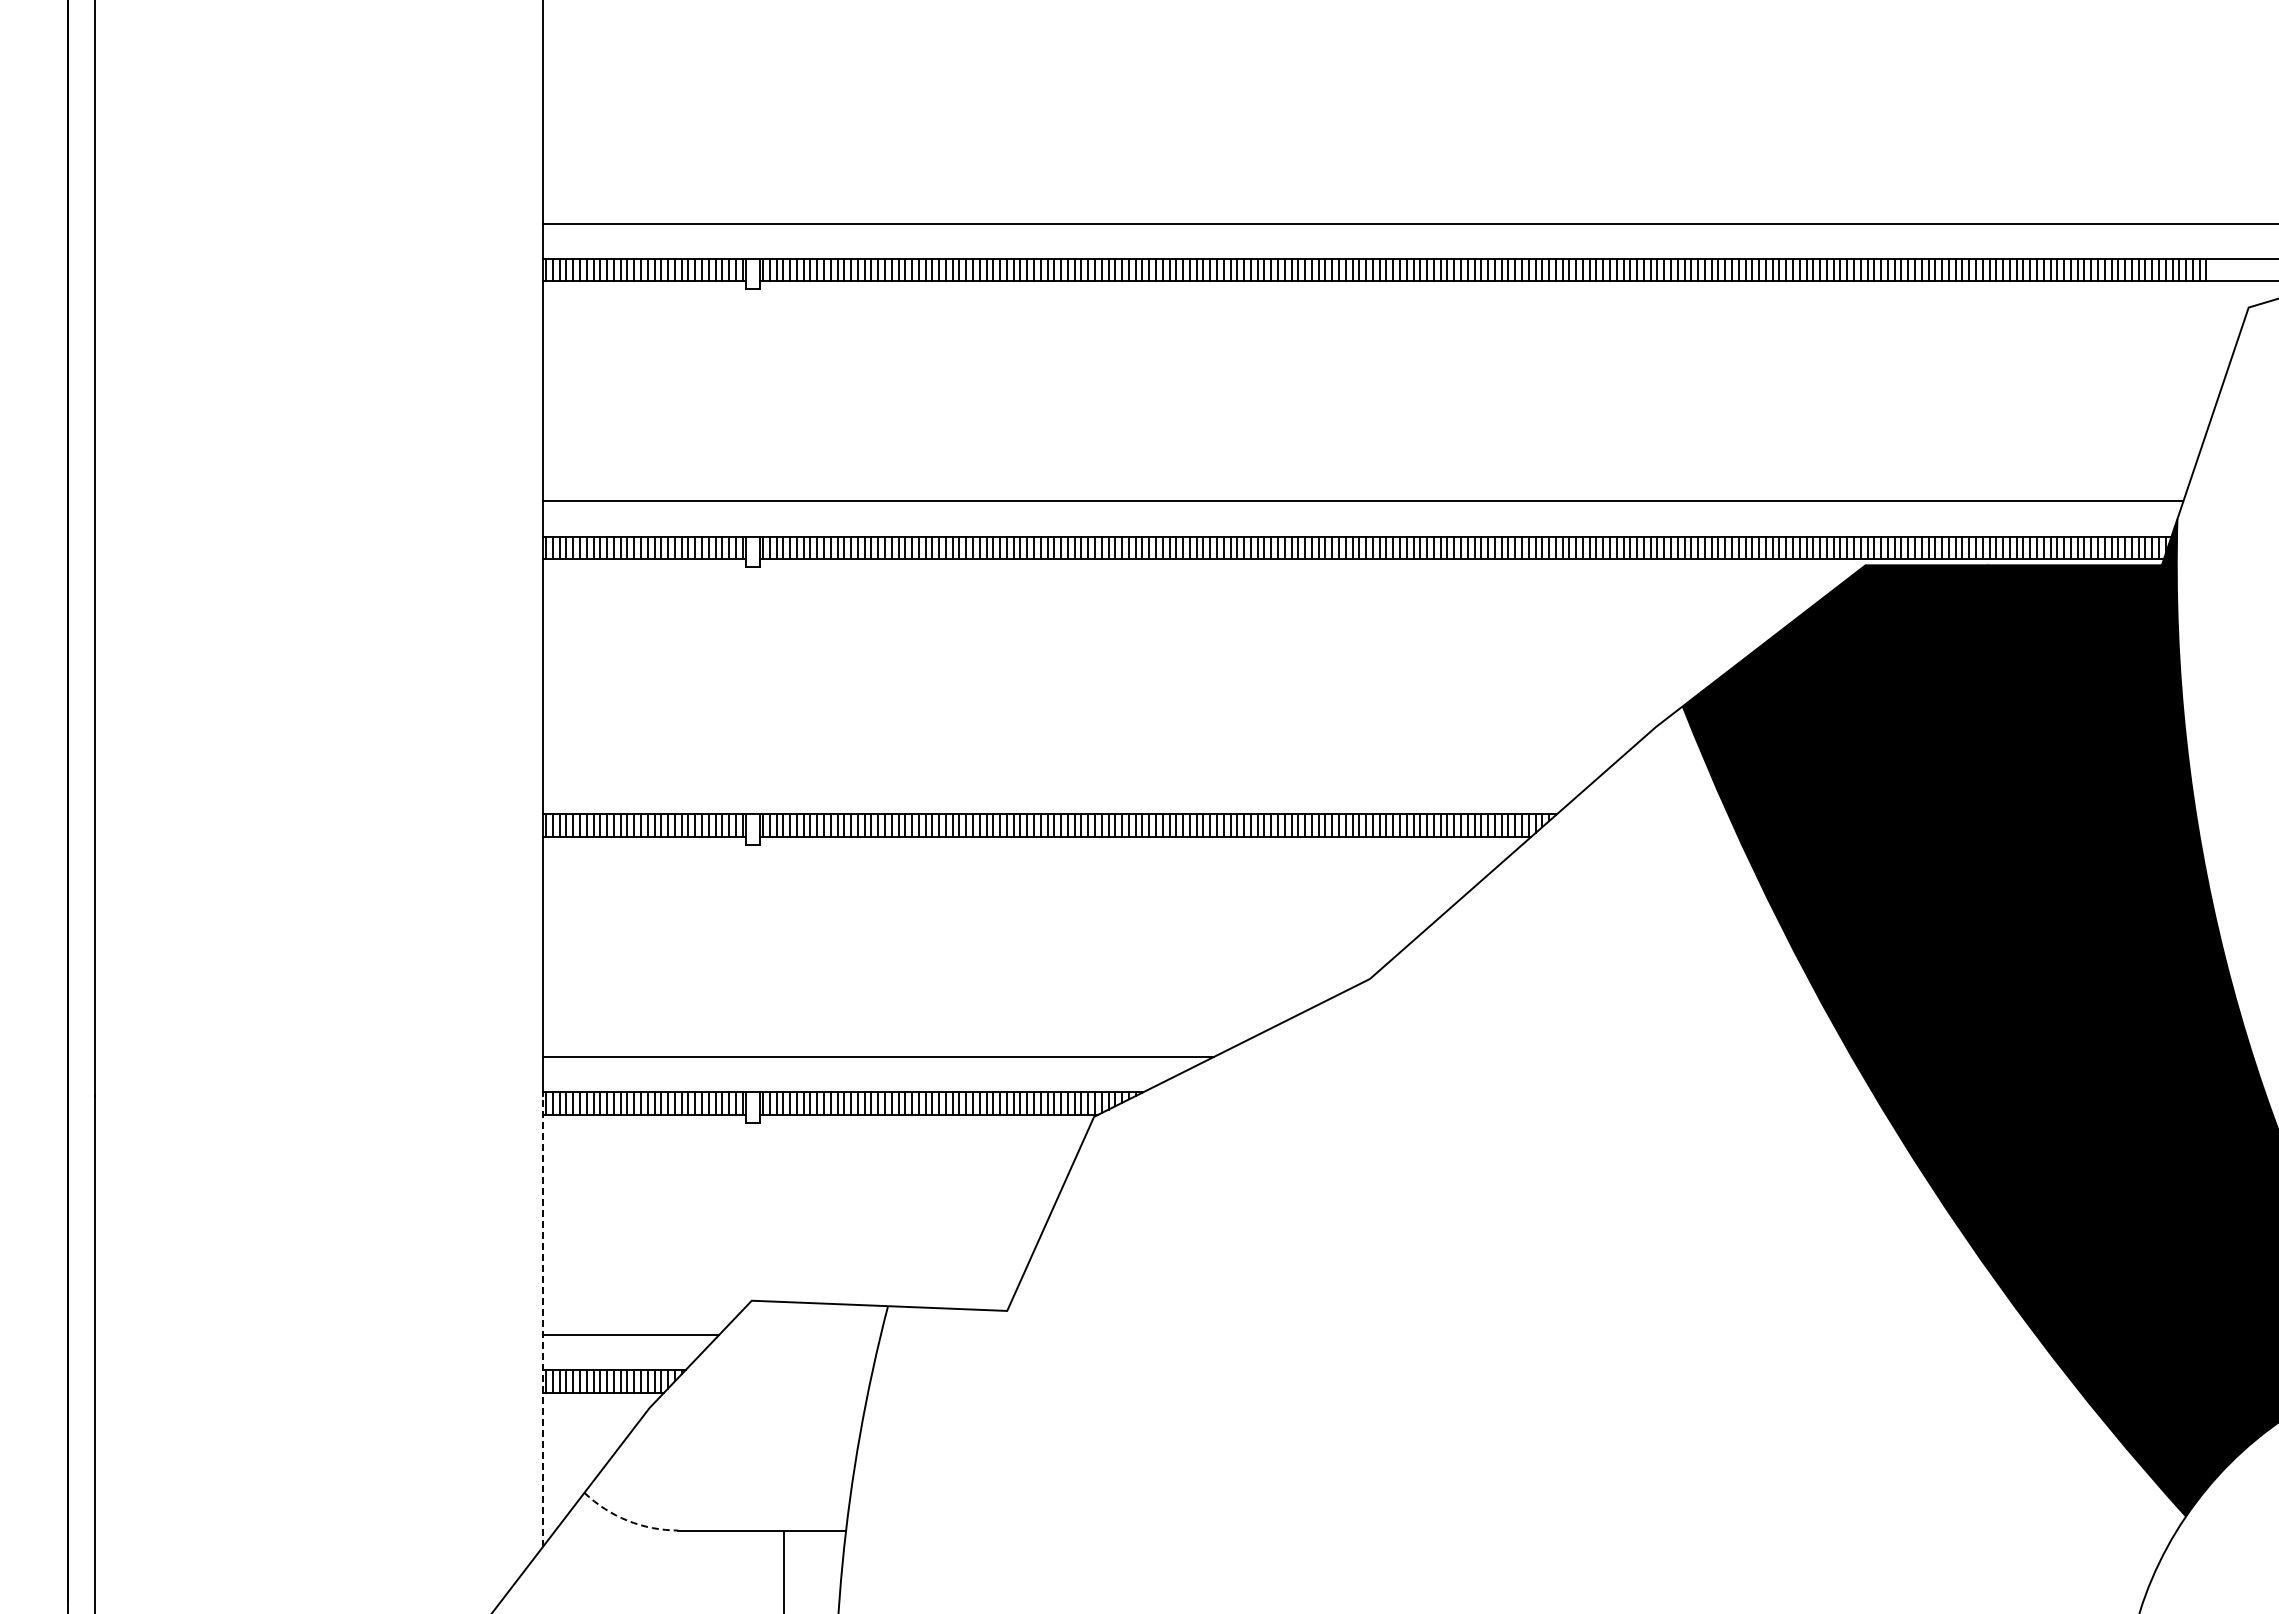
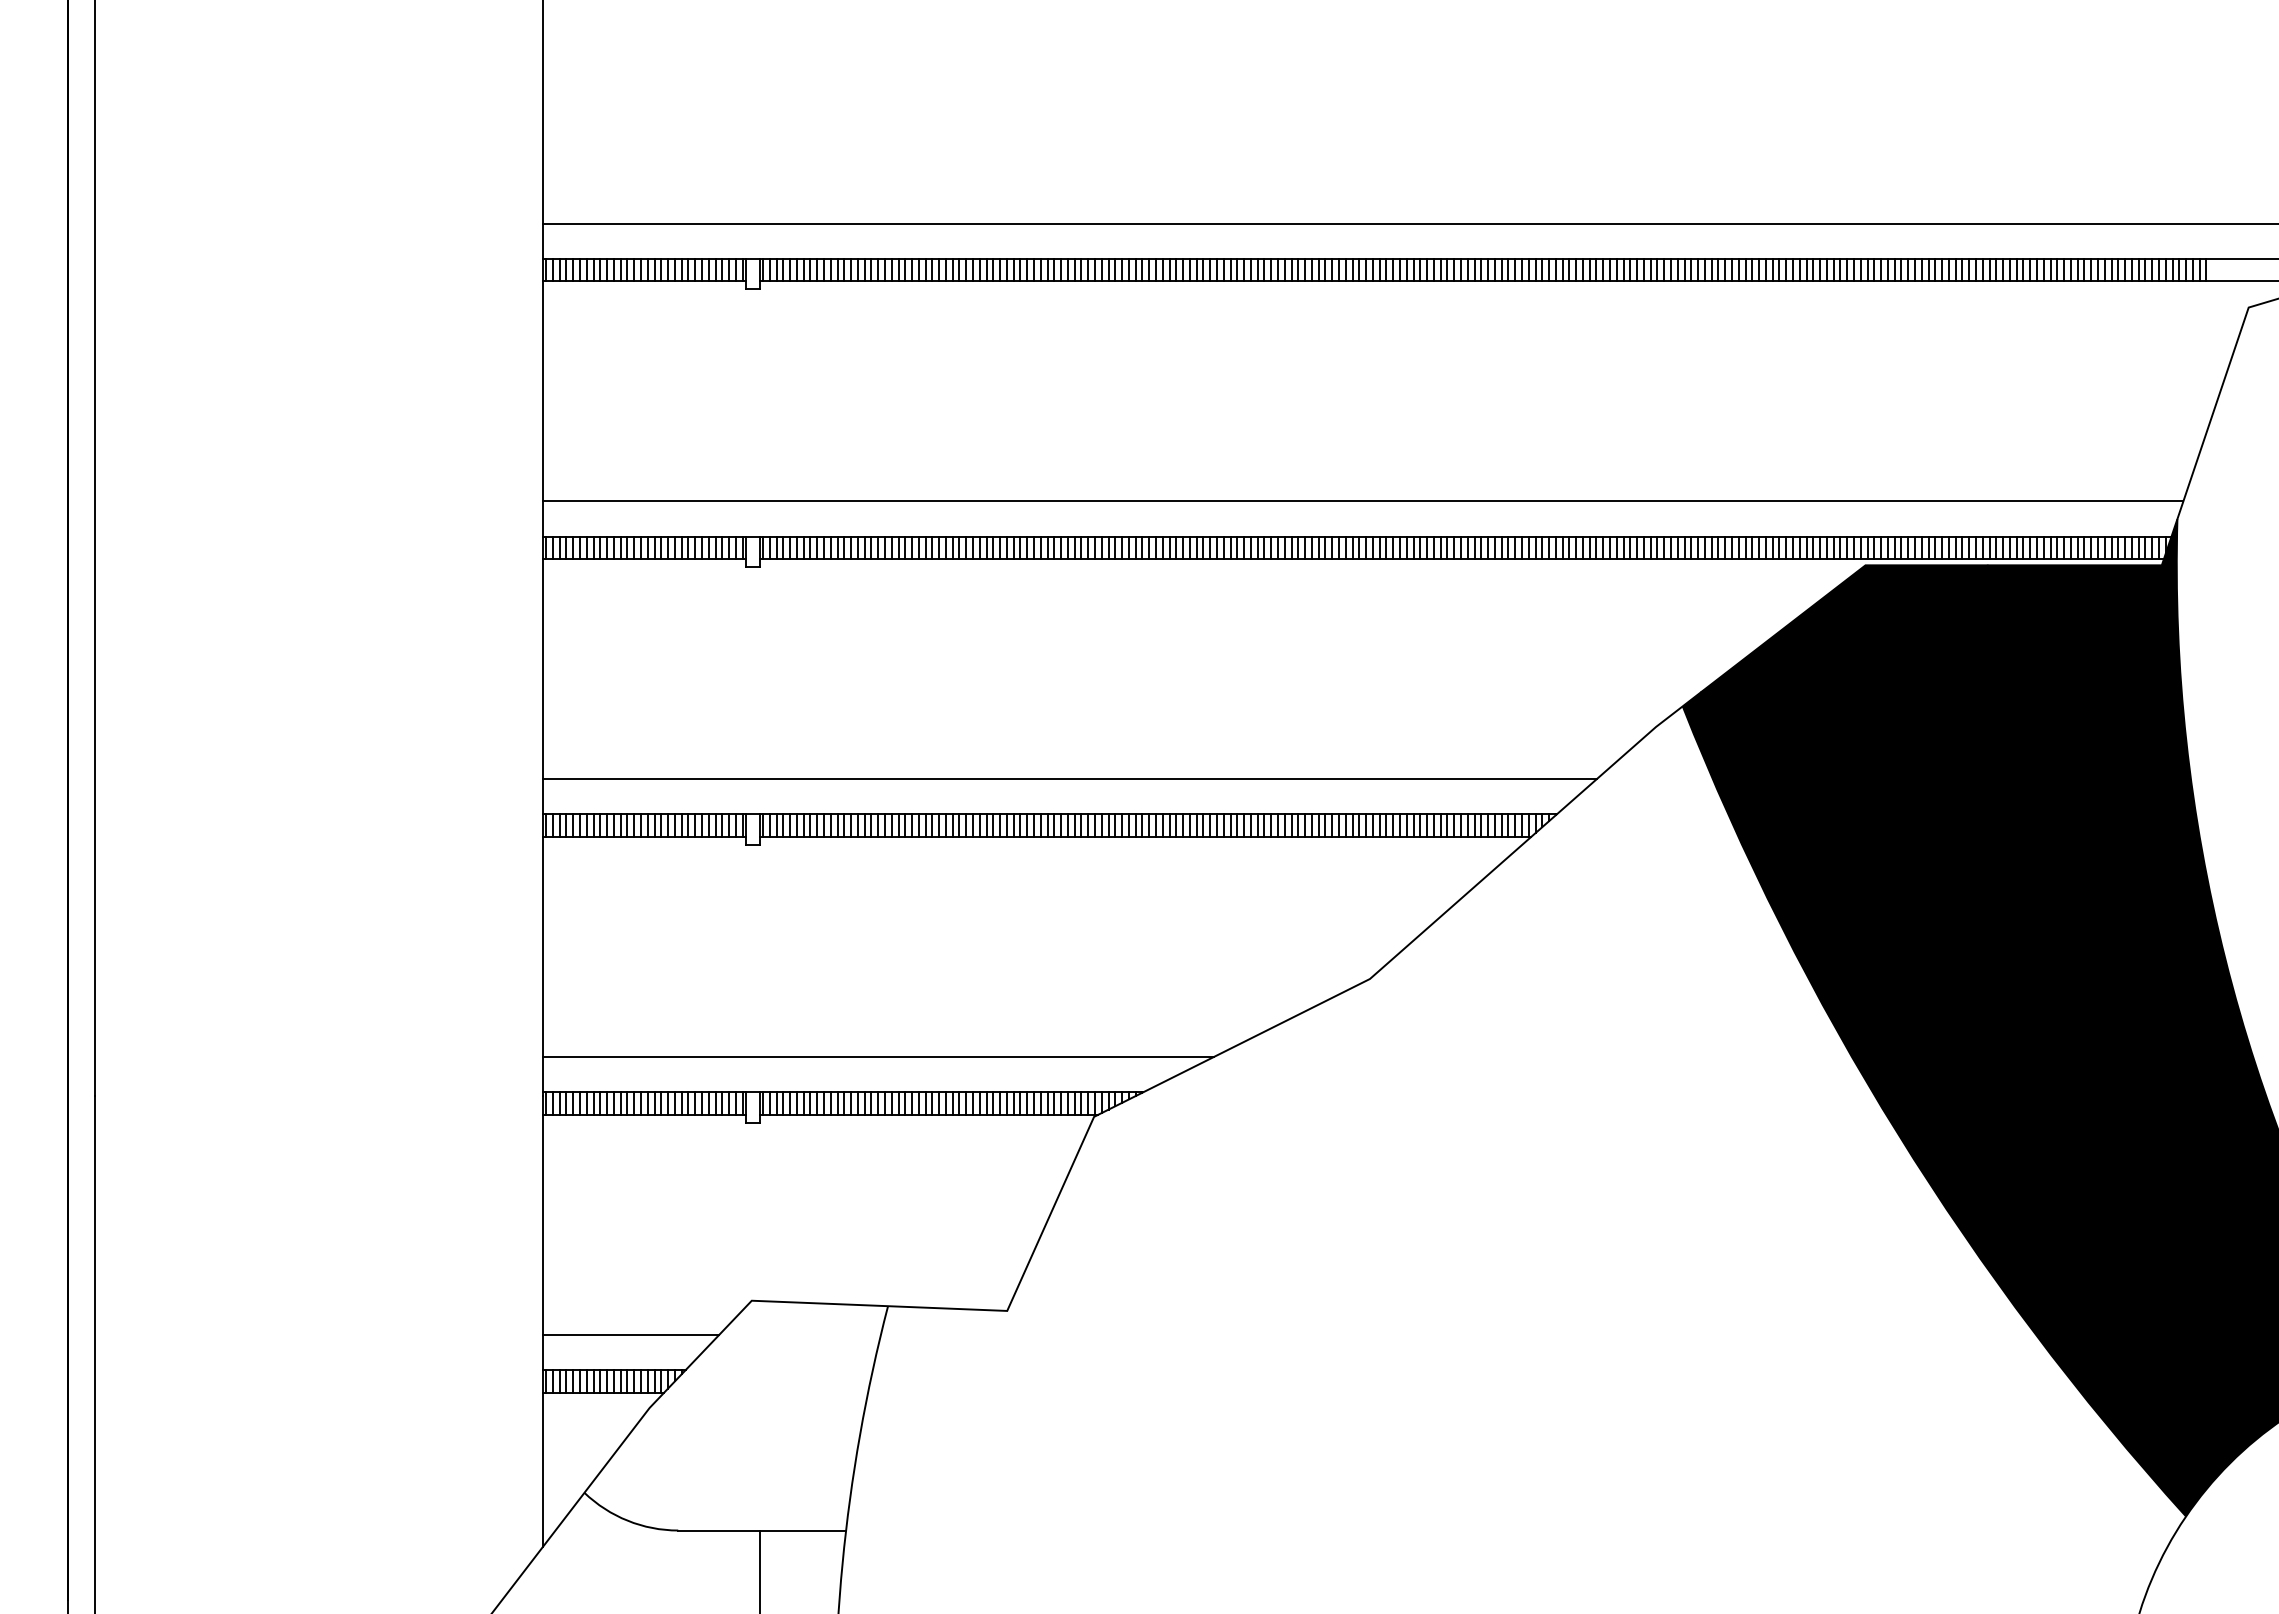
line: none -> present (1069, 779)
line: dashed -> solid (542, 1321)
arc: dashed -> solid (627, 1520)
line position: (783, 1570) -> (759, 1570) (759, 1570)
